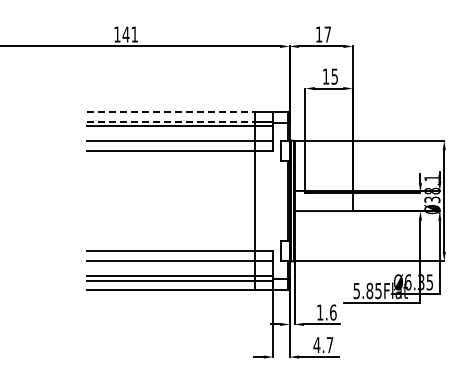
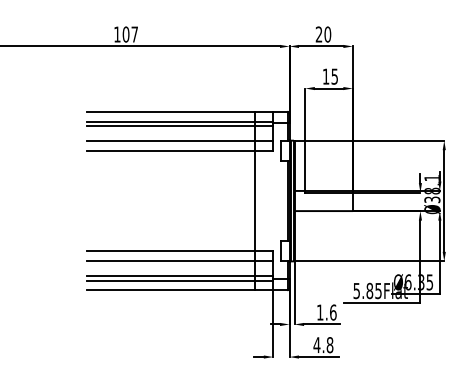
text: 141 -> 107 (129, 34)
text: 17 -> 20 (323, 34)
line: dashed -> solid (170, 112)
line: dashed -> solid (170, 121)
text: 4.7 -> 4.8 (329, 345)
